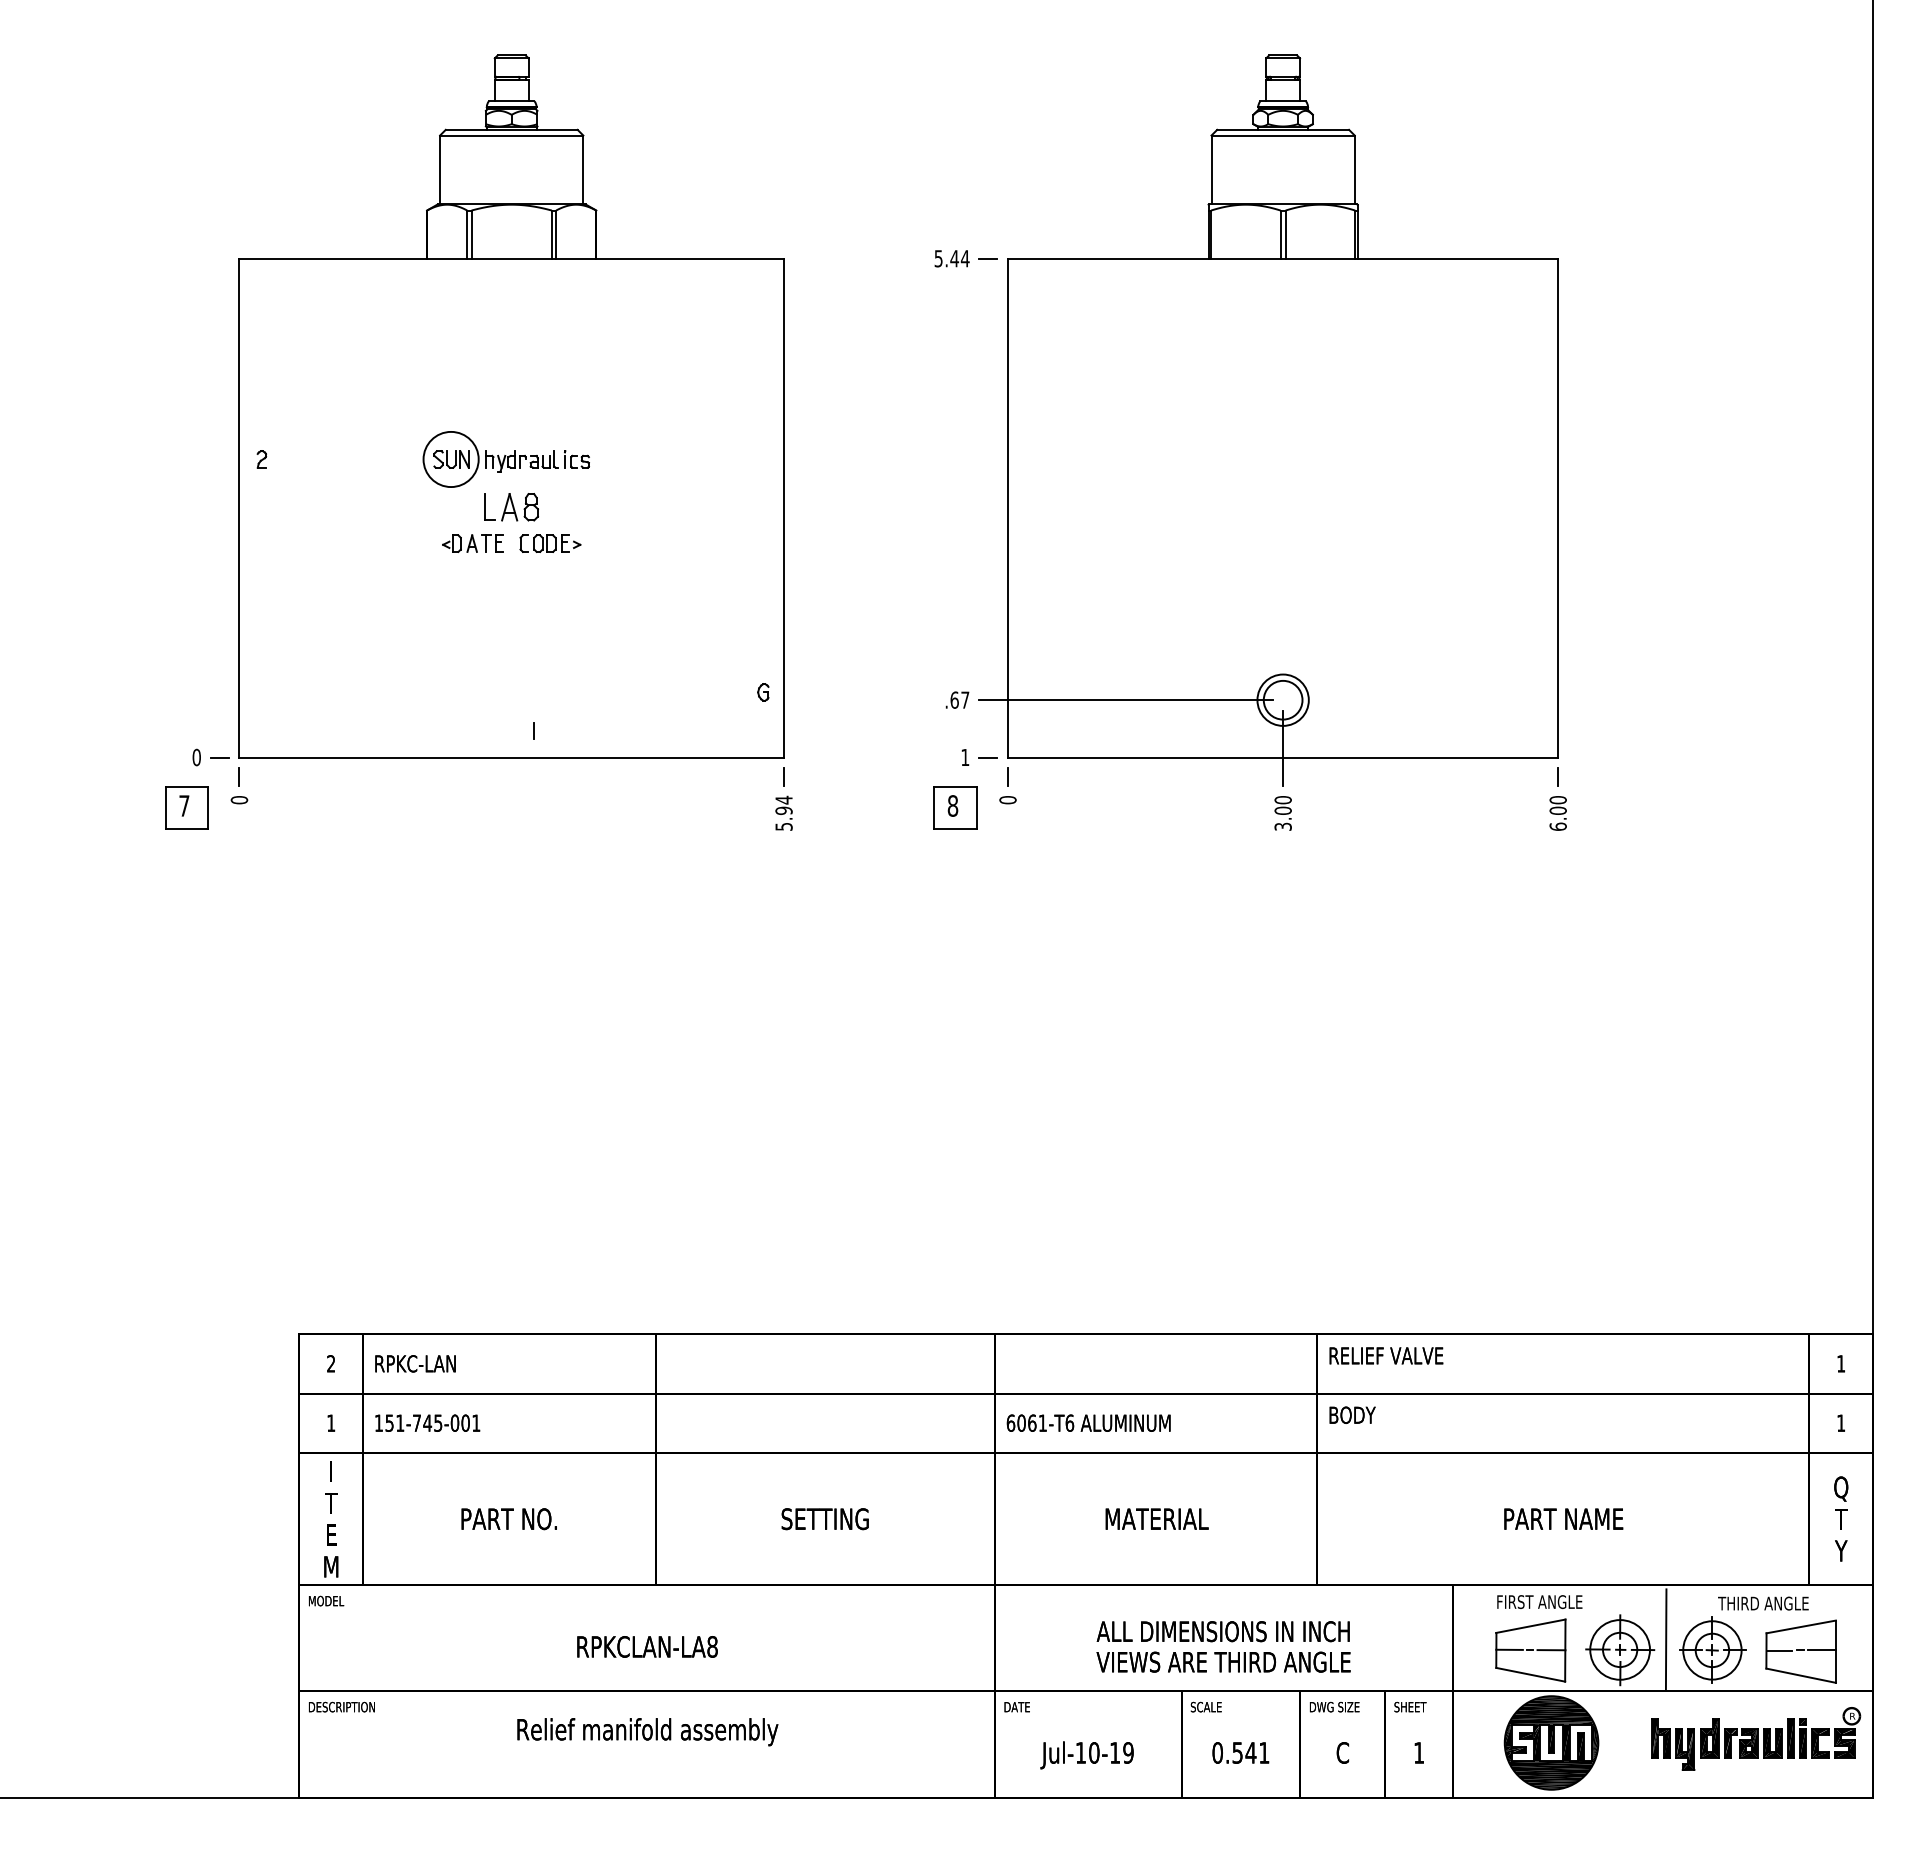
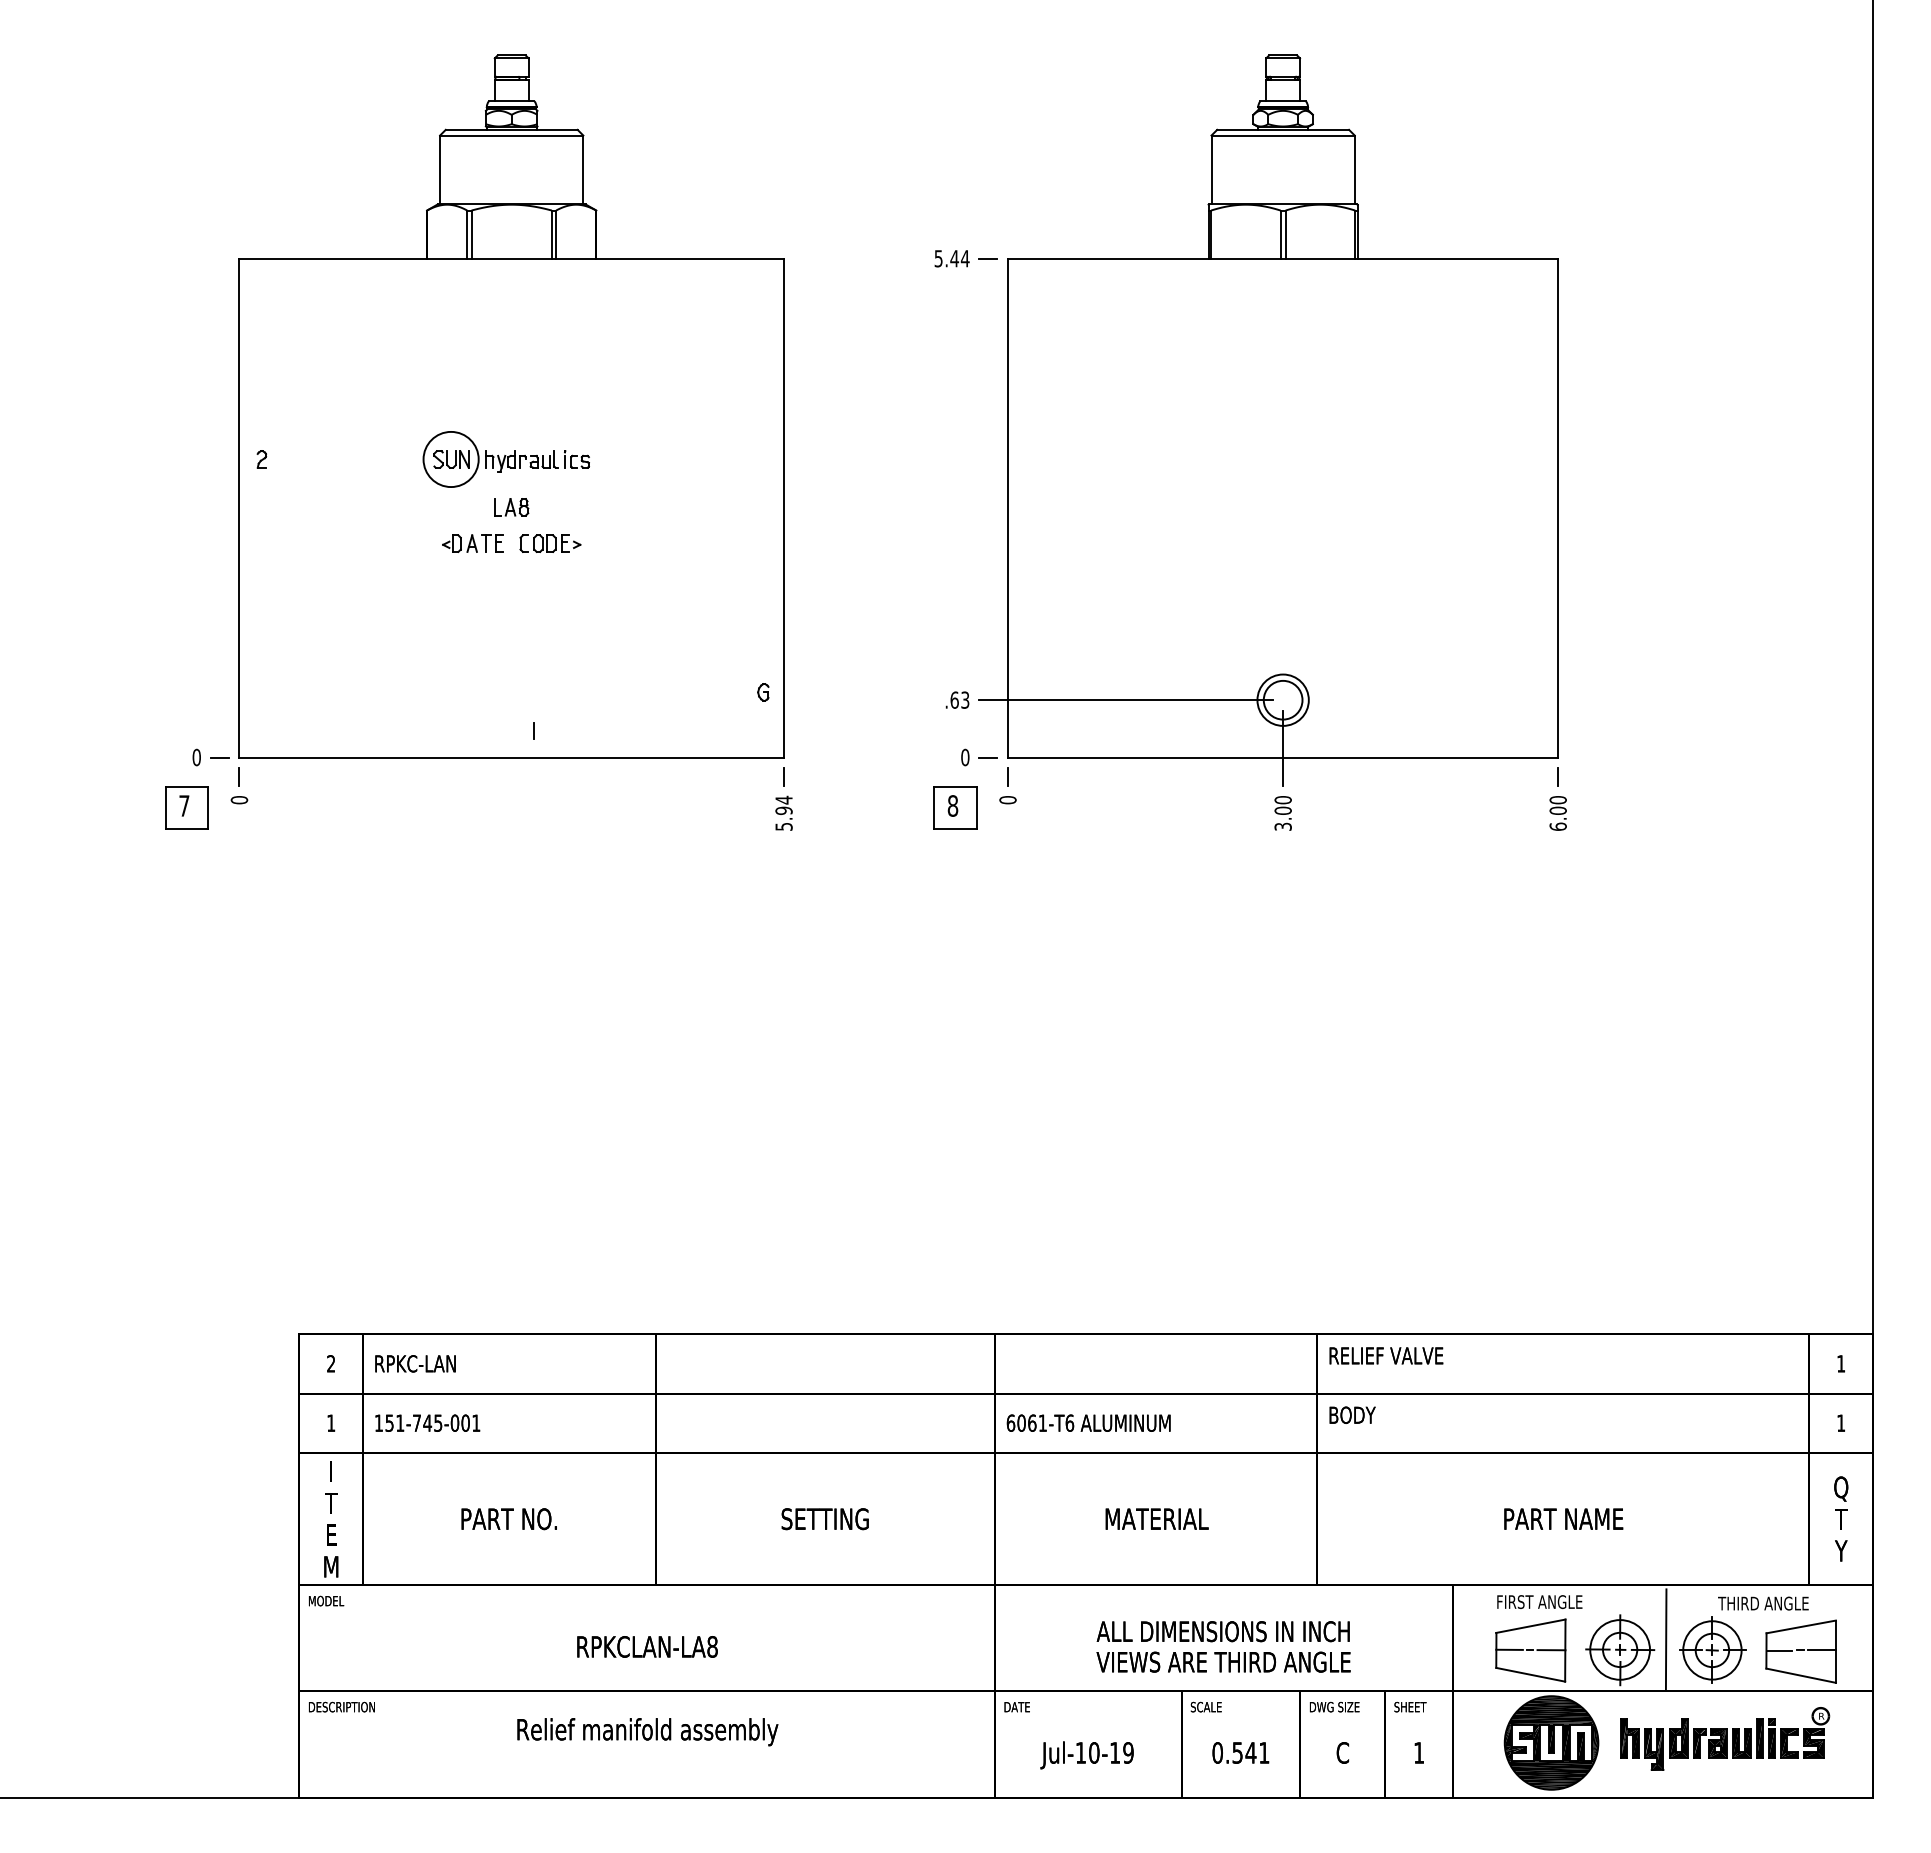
part size: 55x29 px -> 36x19 px (511, 507)
text: .67 -> .63 (965, 699)
text: 1 -> 0 (965, 757)
part position: (1756, 1738) -> (1725, 1738) (1725, 1738)
